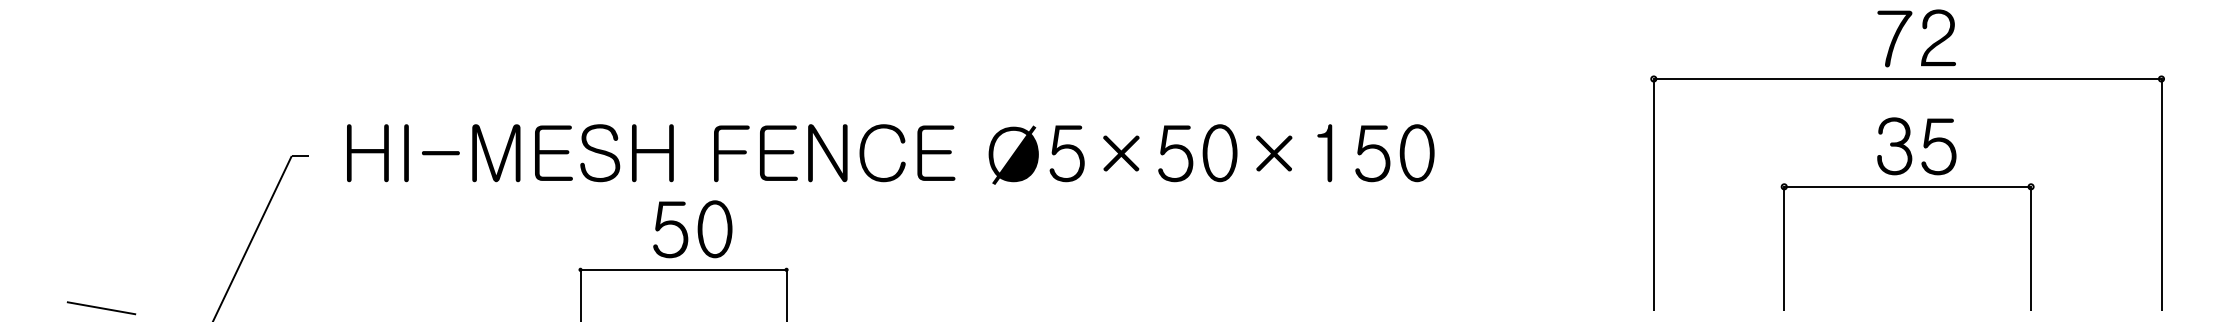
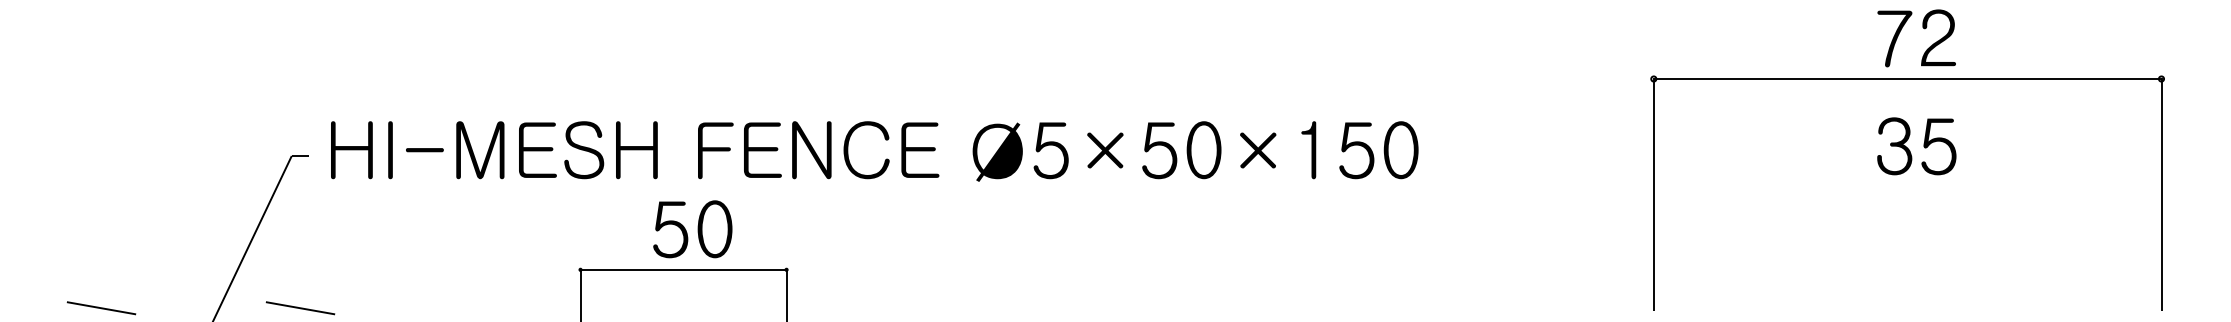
text position: (890, 154) -> (874, 151) (874, 151)
part: present -> none (1907, 187)
line: none -> present (300, 308)
